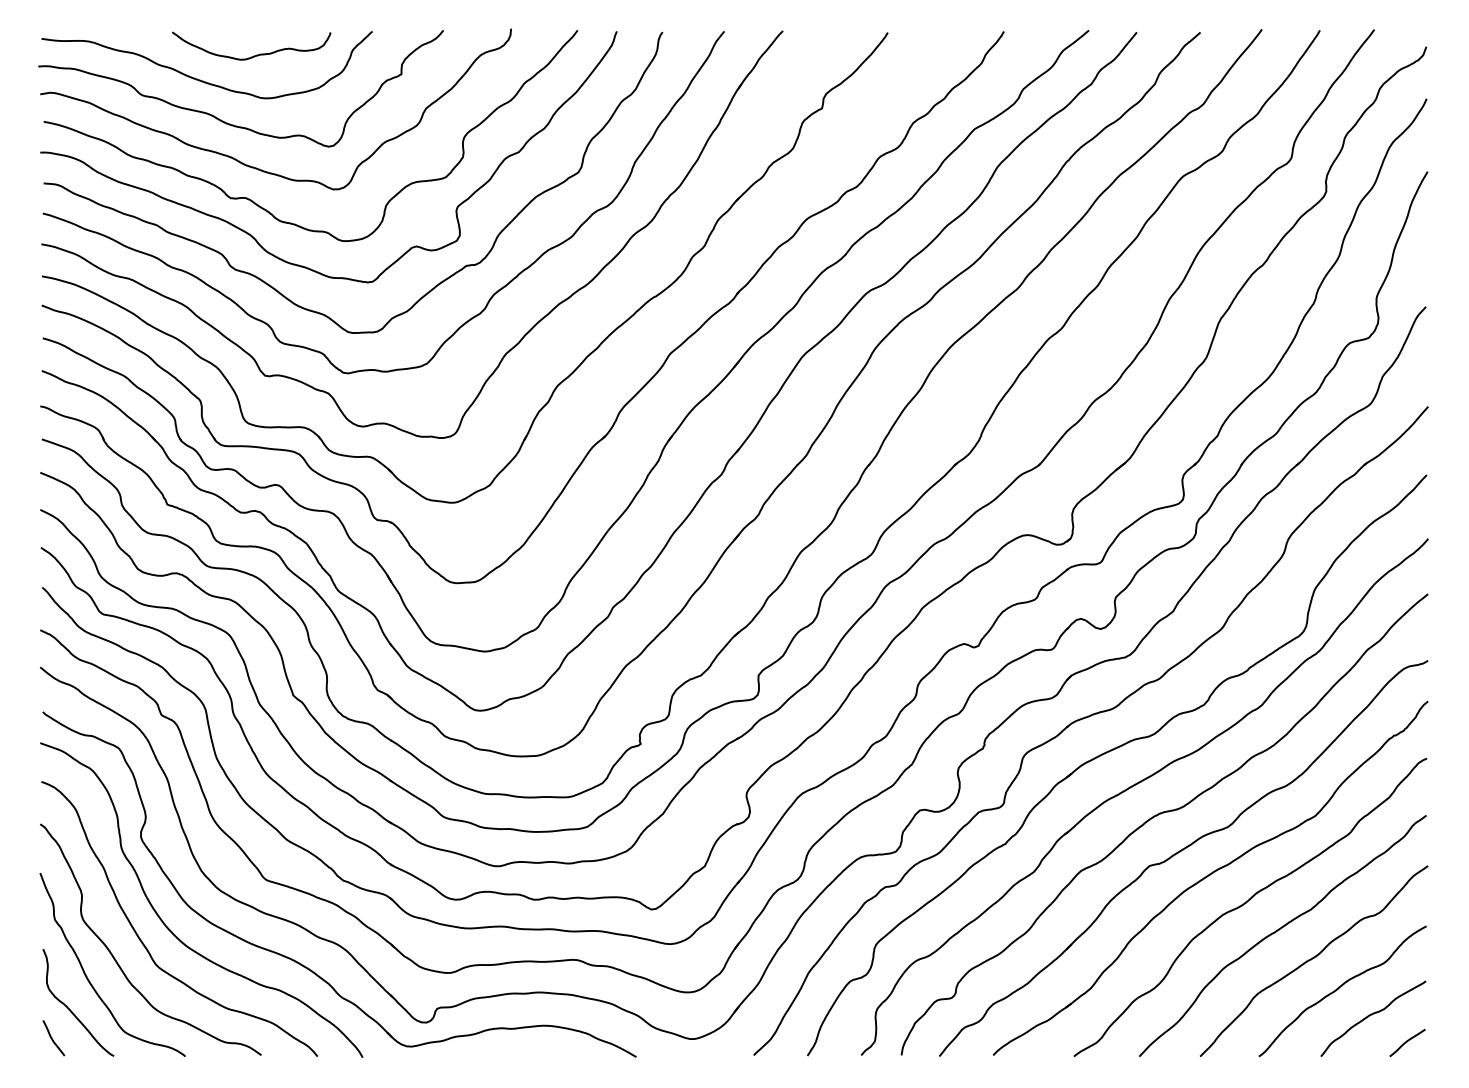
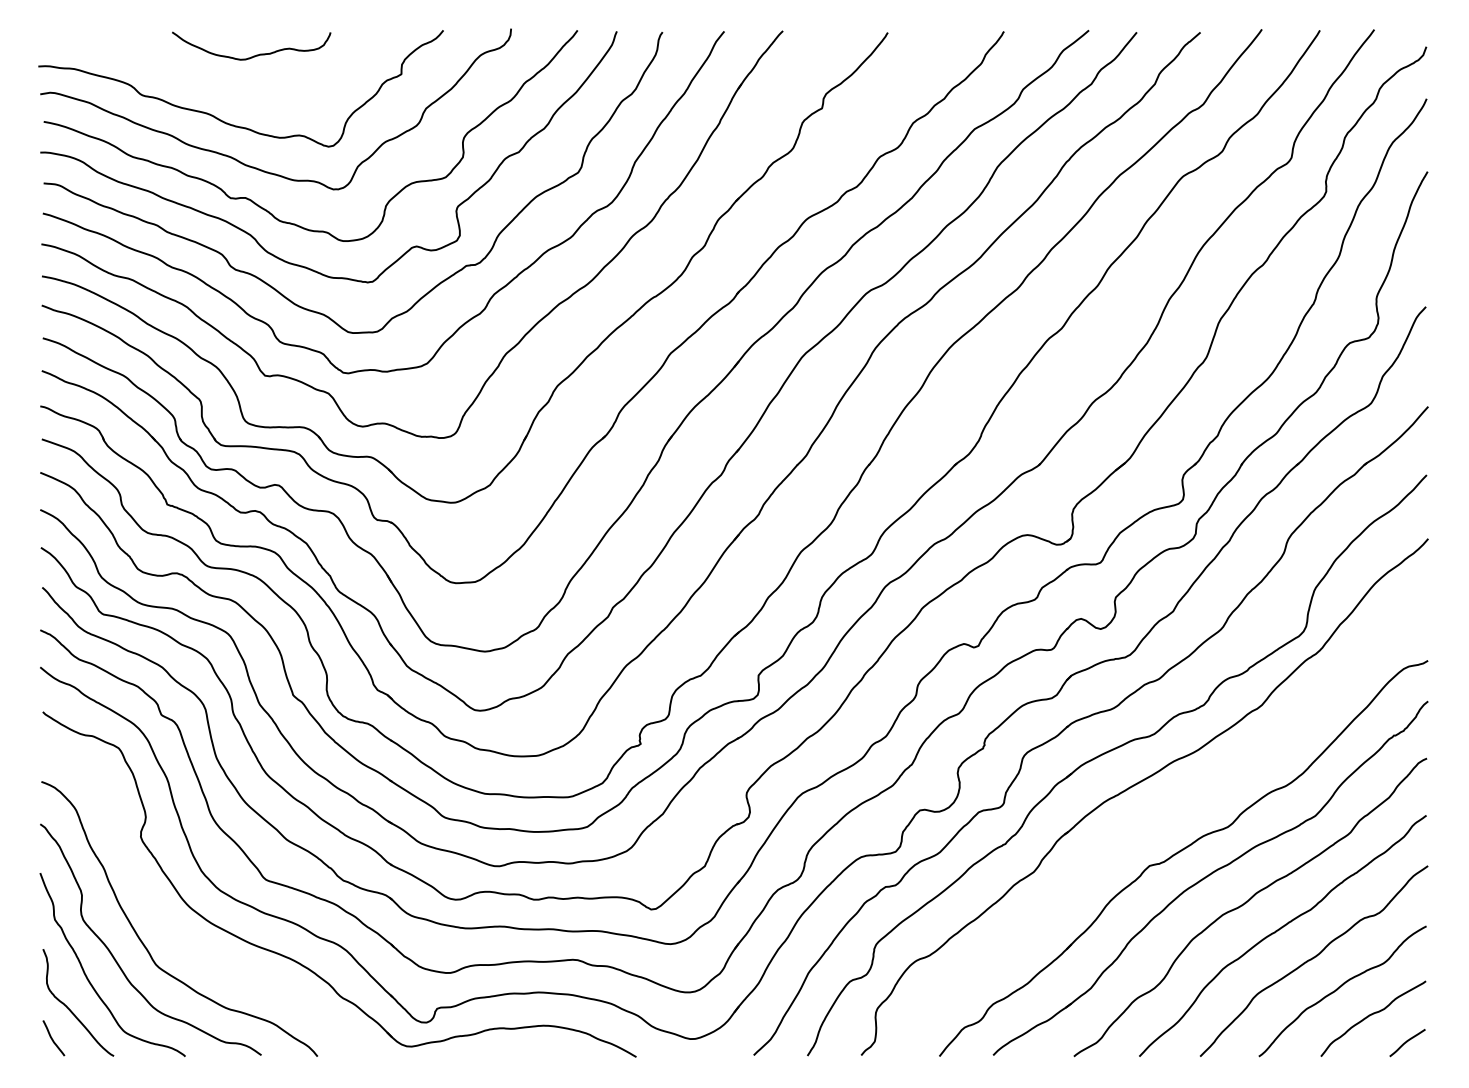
curve: present -> none (200, 79)
part: present -> none (1161, 814)
curve: present -> none (170, 929)
